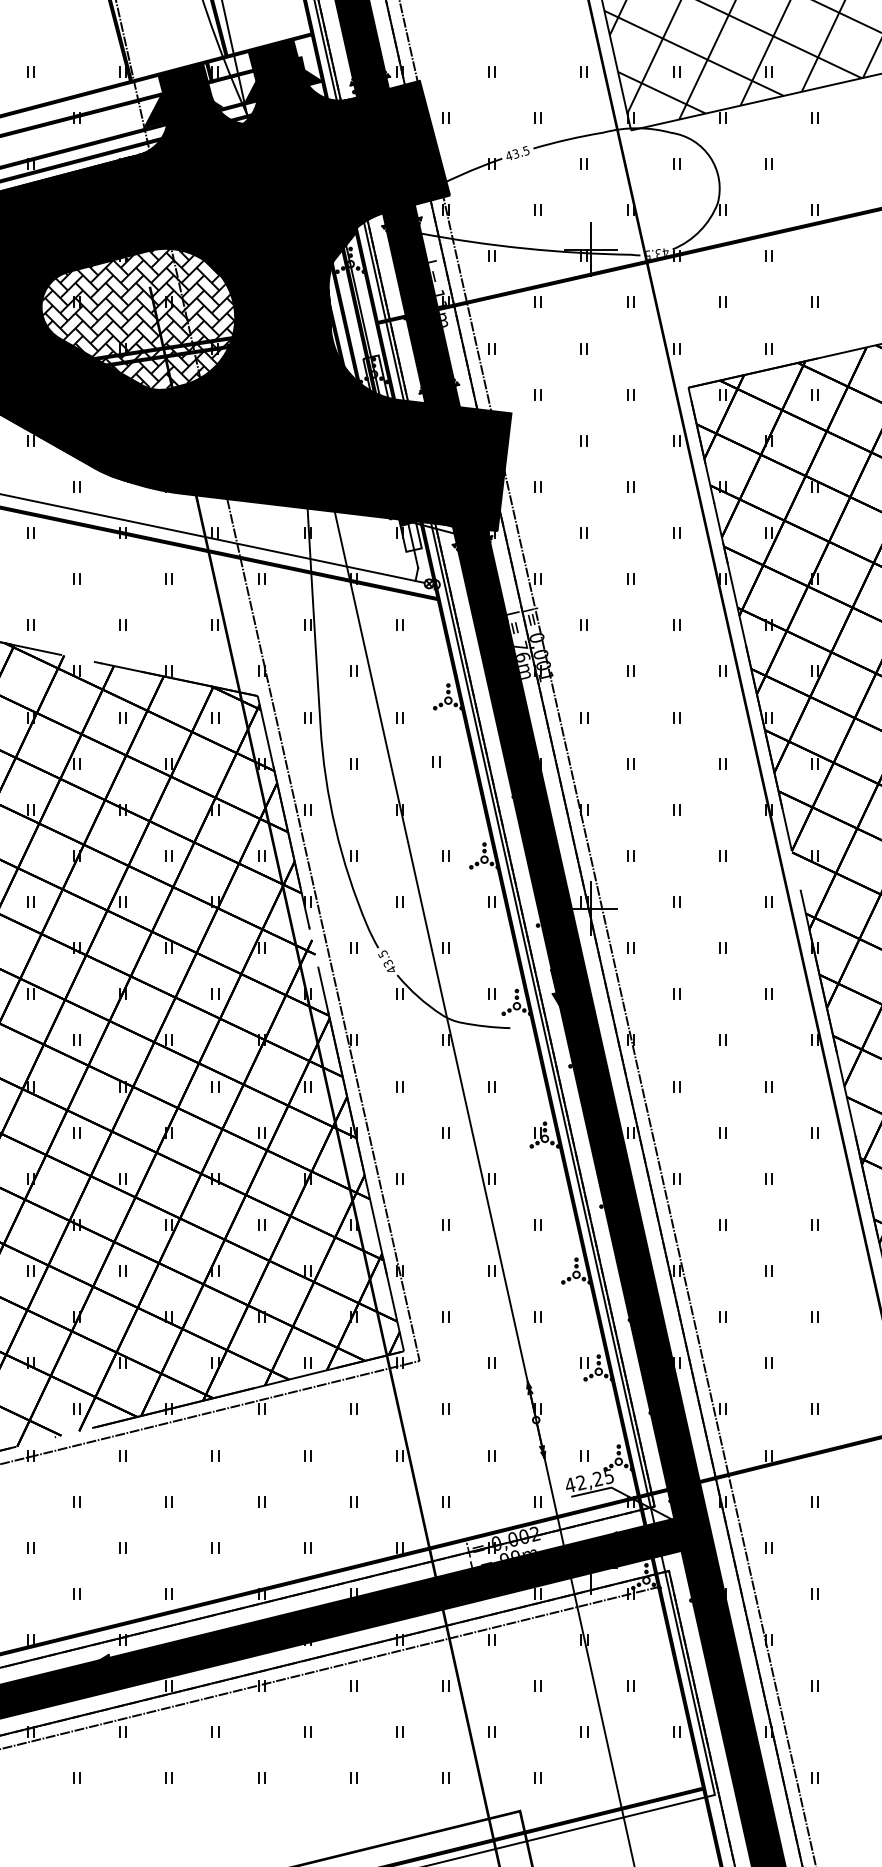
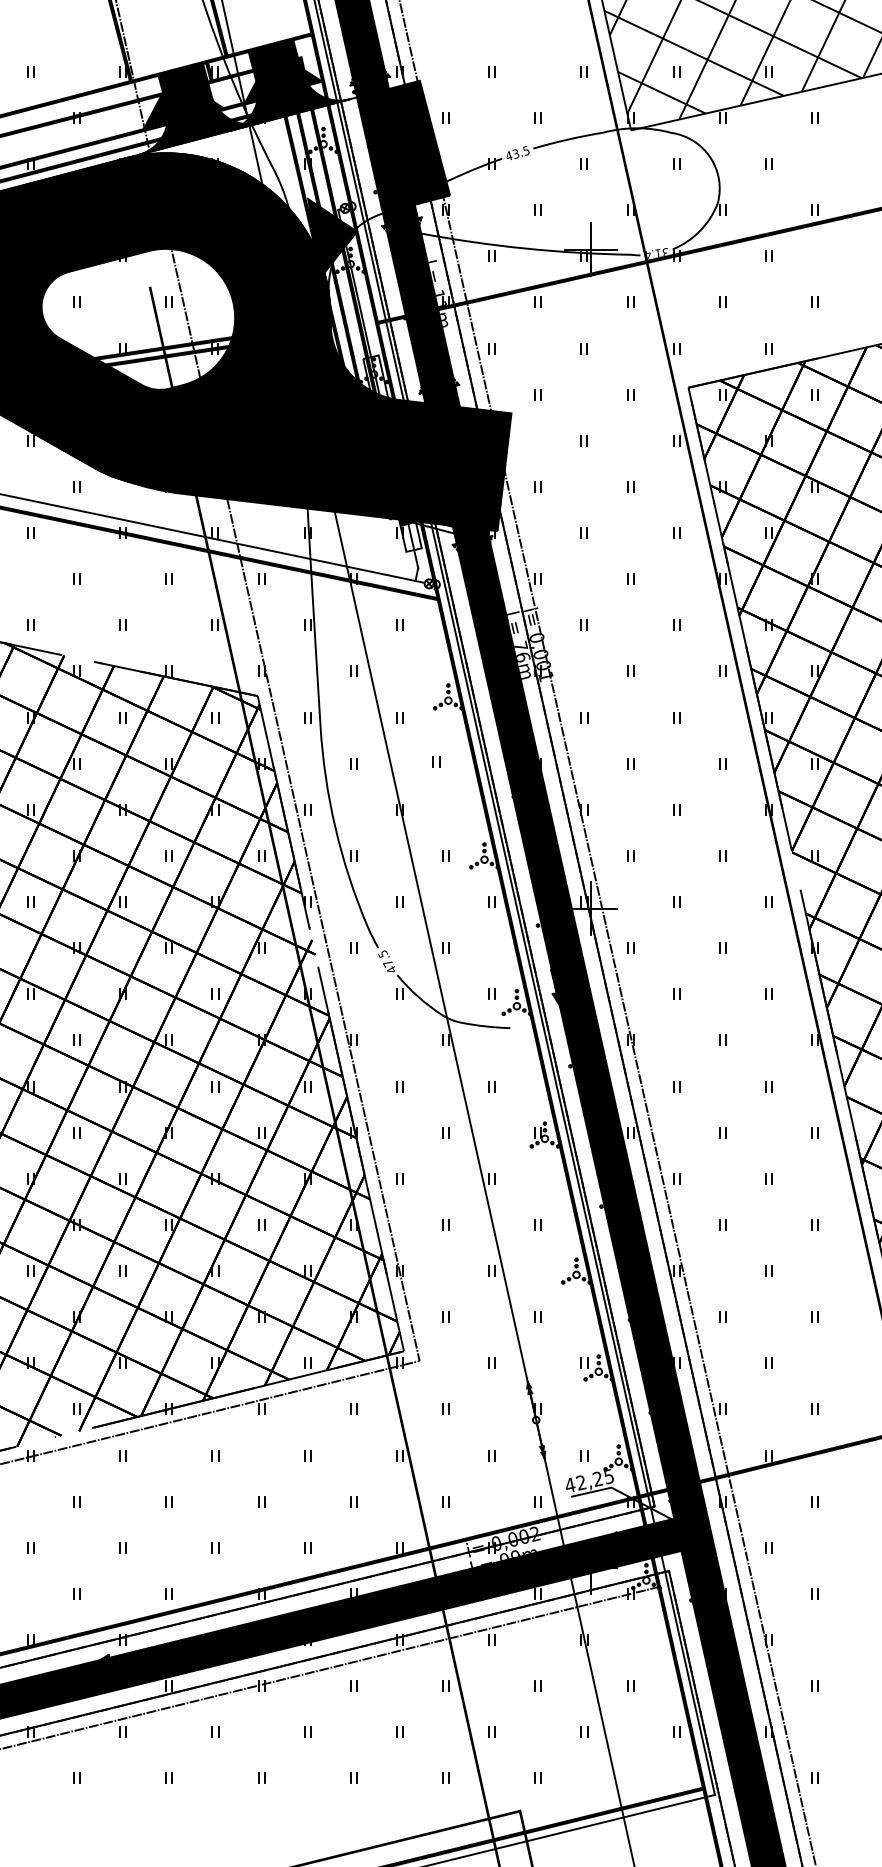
fill: present -> none (255, 195)
text: 43.5 -> 31.4 (657, 253)
hatch: present -> none (138, 318)
text: 43.5 -> 47.5 (388, 963)
